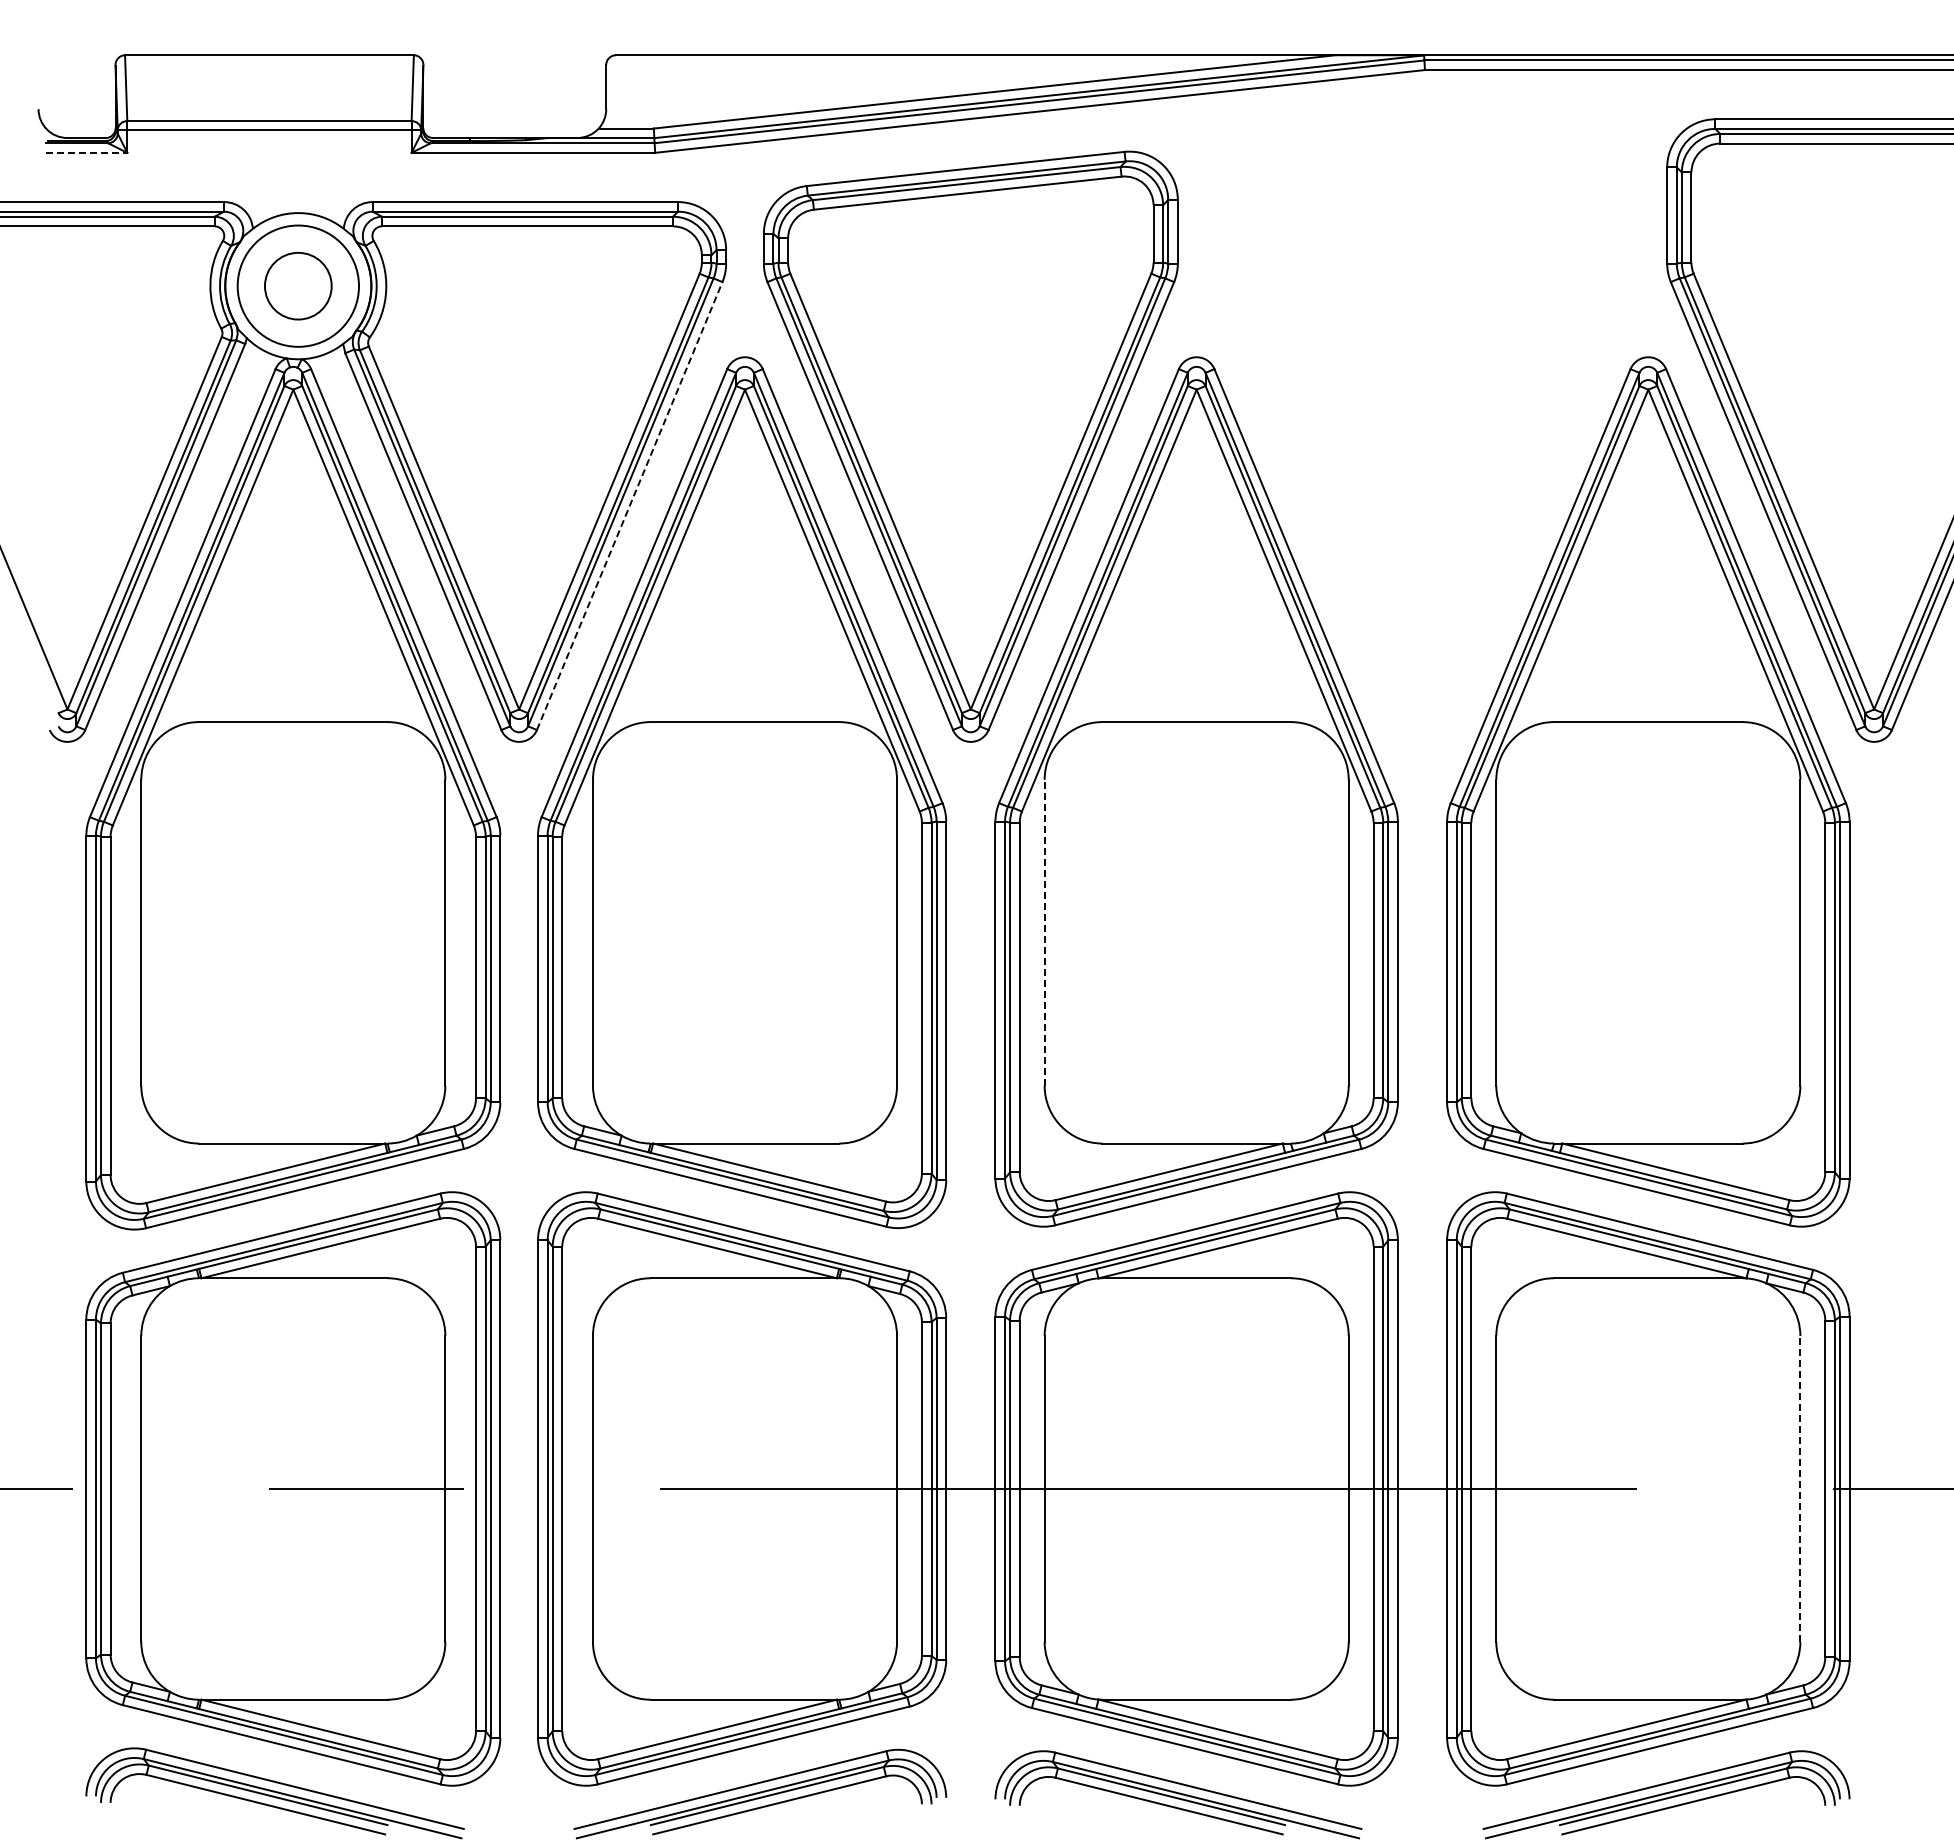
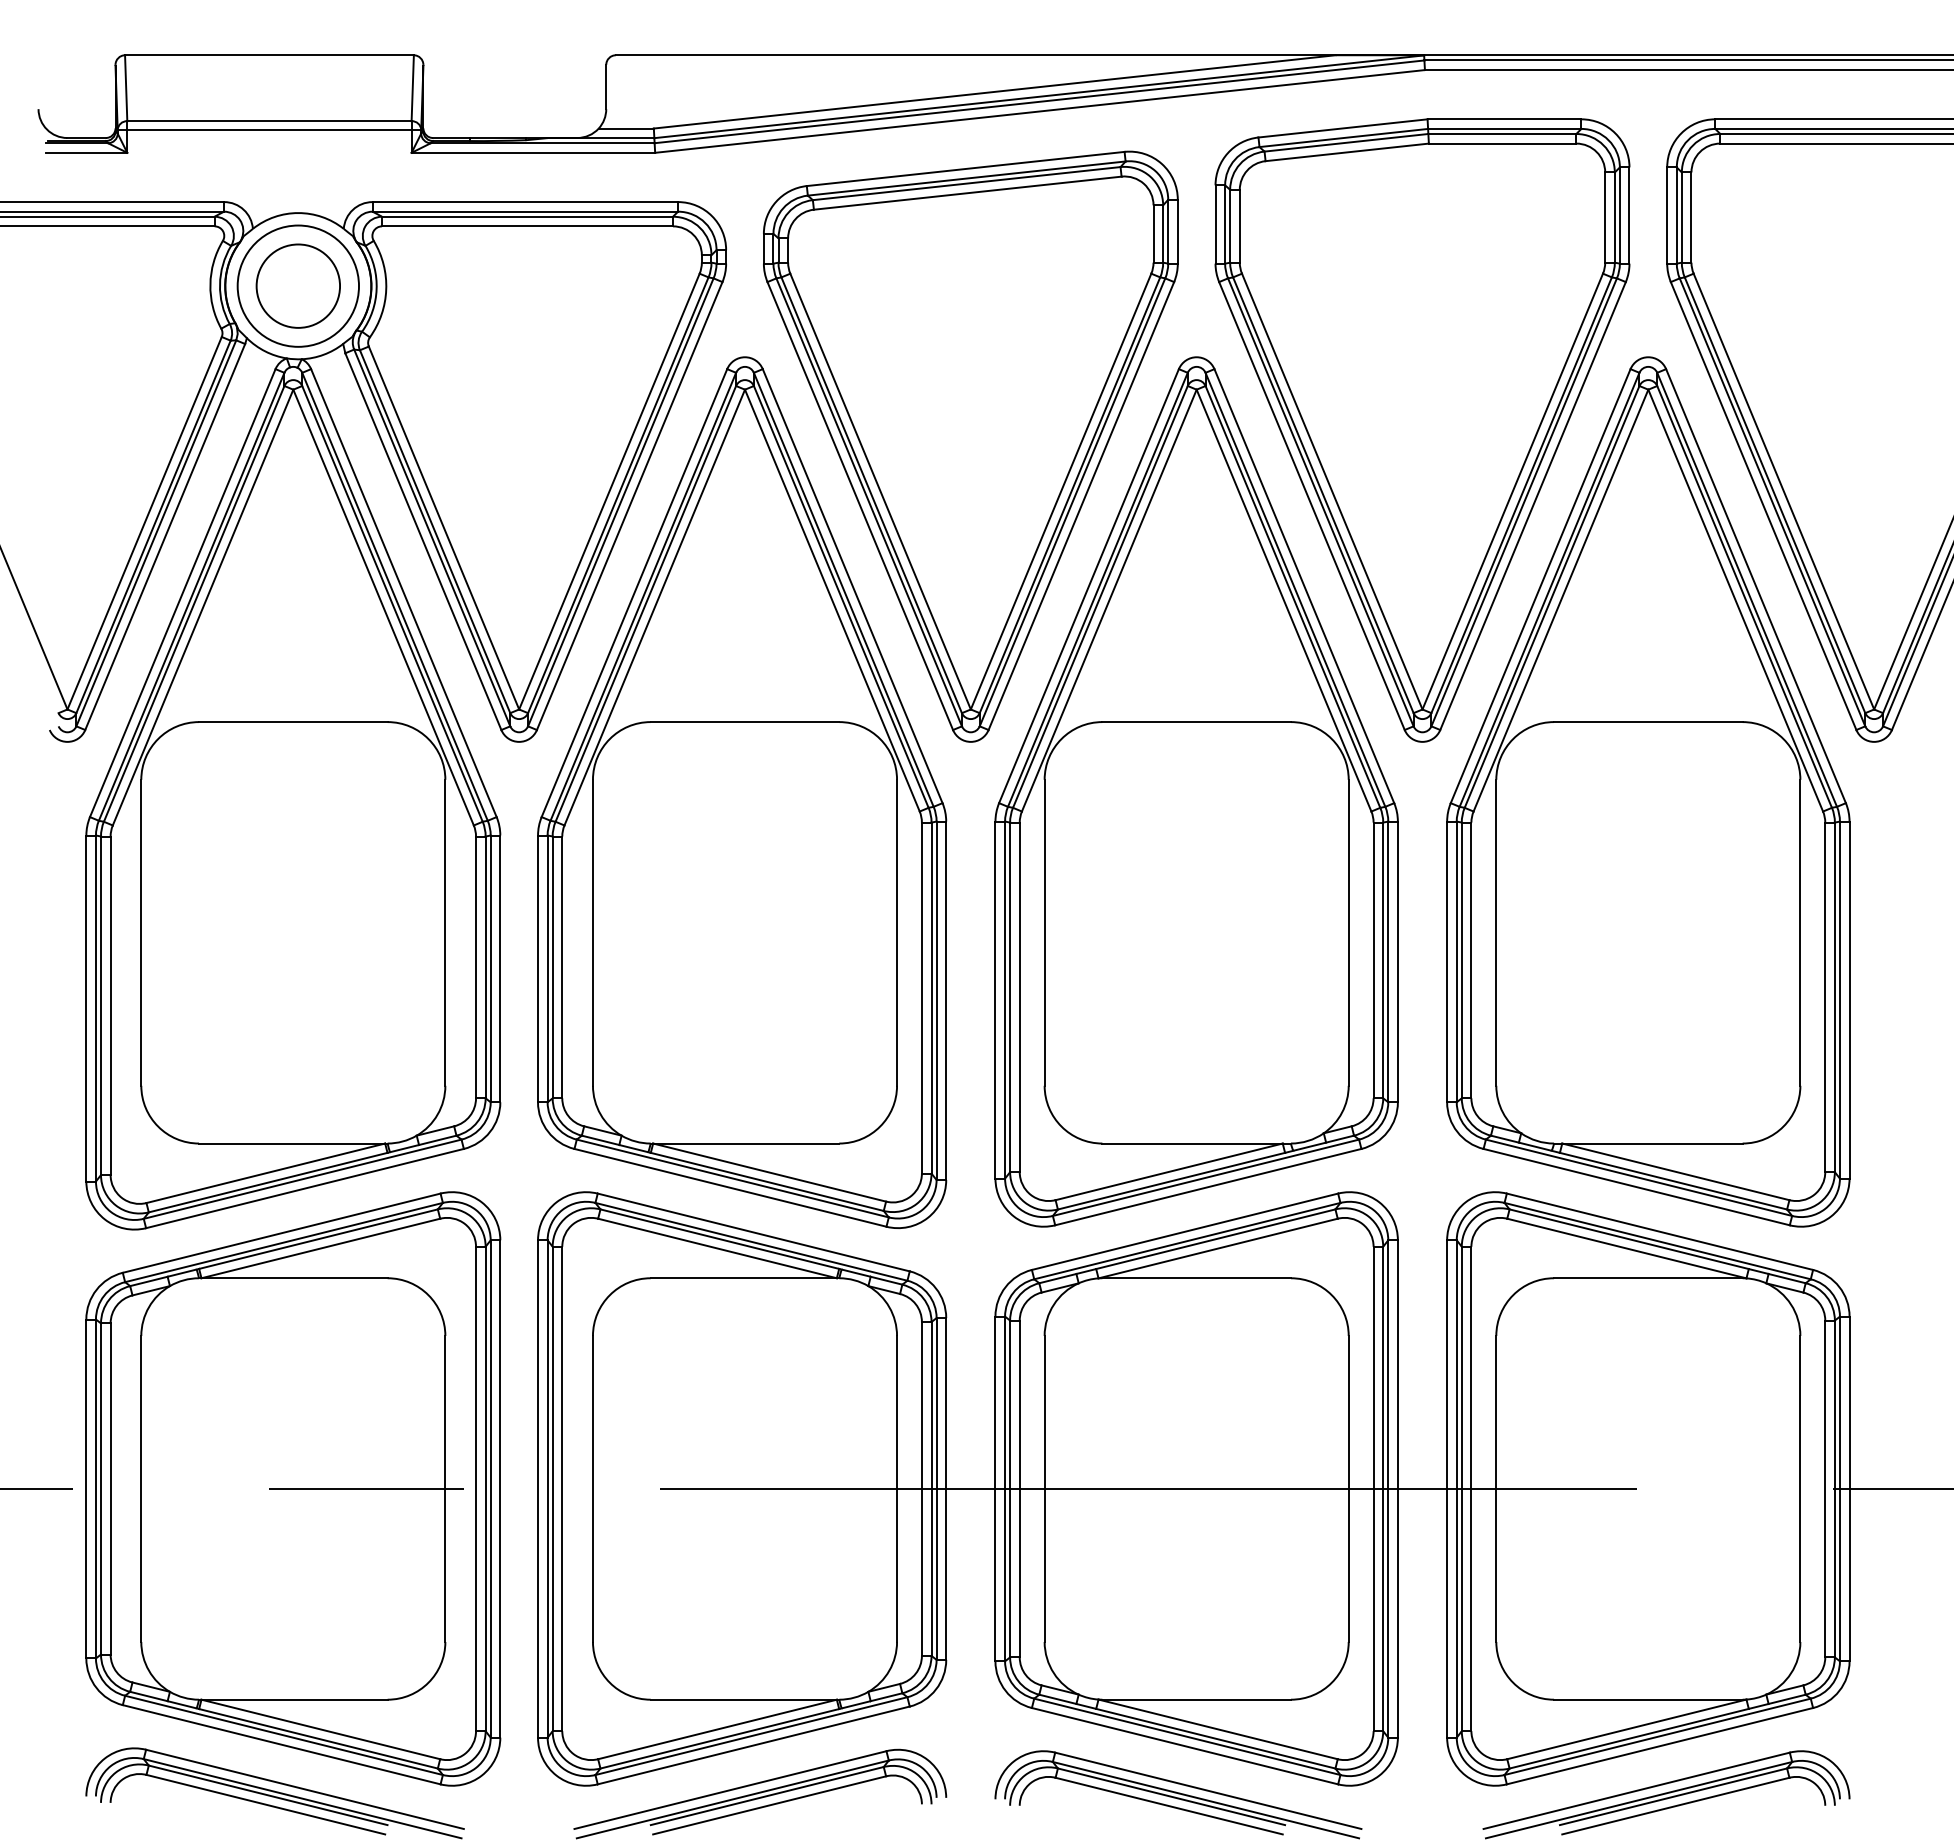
line: dashed -> solid (86, 152)
circle diameter: 67 px -> 83 px (298, 285)
part: none -> present (1422, 430)
line: dashed -> solid (629, 505)
line: dashed -> solid (1044, 932)
line: dashed -> solid (1800, 1488)
